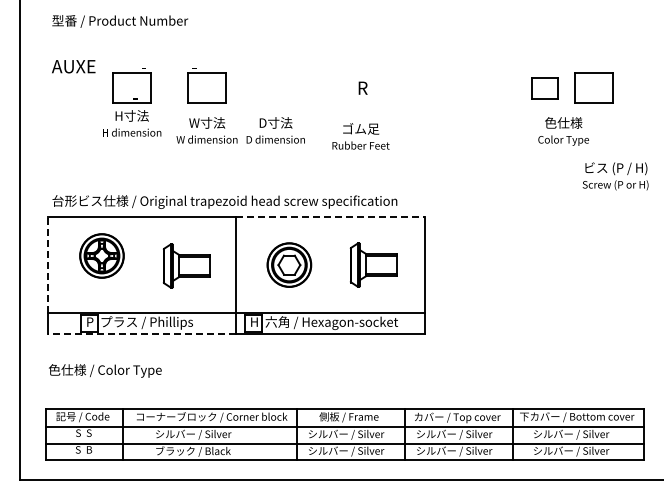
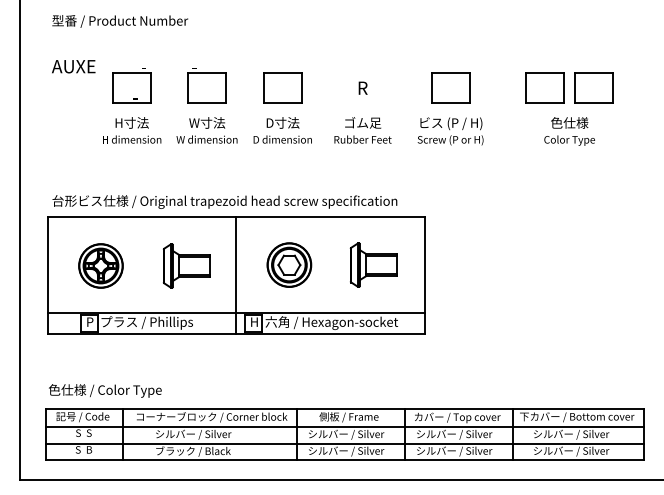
part: none -> present (282, 87)
part: none -> present (450, 87)
part size: 28x23 px -> 40x32 px (544, 87)
text position: (132, 123) -> (132, 130) (132, 130)
text position: (275, 130) -> (282, 130) (282, 130)
text position: (563, 131) -> (569, 131) (569, 131)
text position: (360, 136) -> (362, 130) (362, 130)
text position: (615, 176) -> (450, 131) (450, 131)
line: dashed -> solid (330, 217)
part position: (101, 255) -> (100, 265) (100, 265)
line: dashed -> solid (47, 264)
line: dashed -> solid (141, 334)
text position: (105, 370) -> (105, 390) (105, 390)
